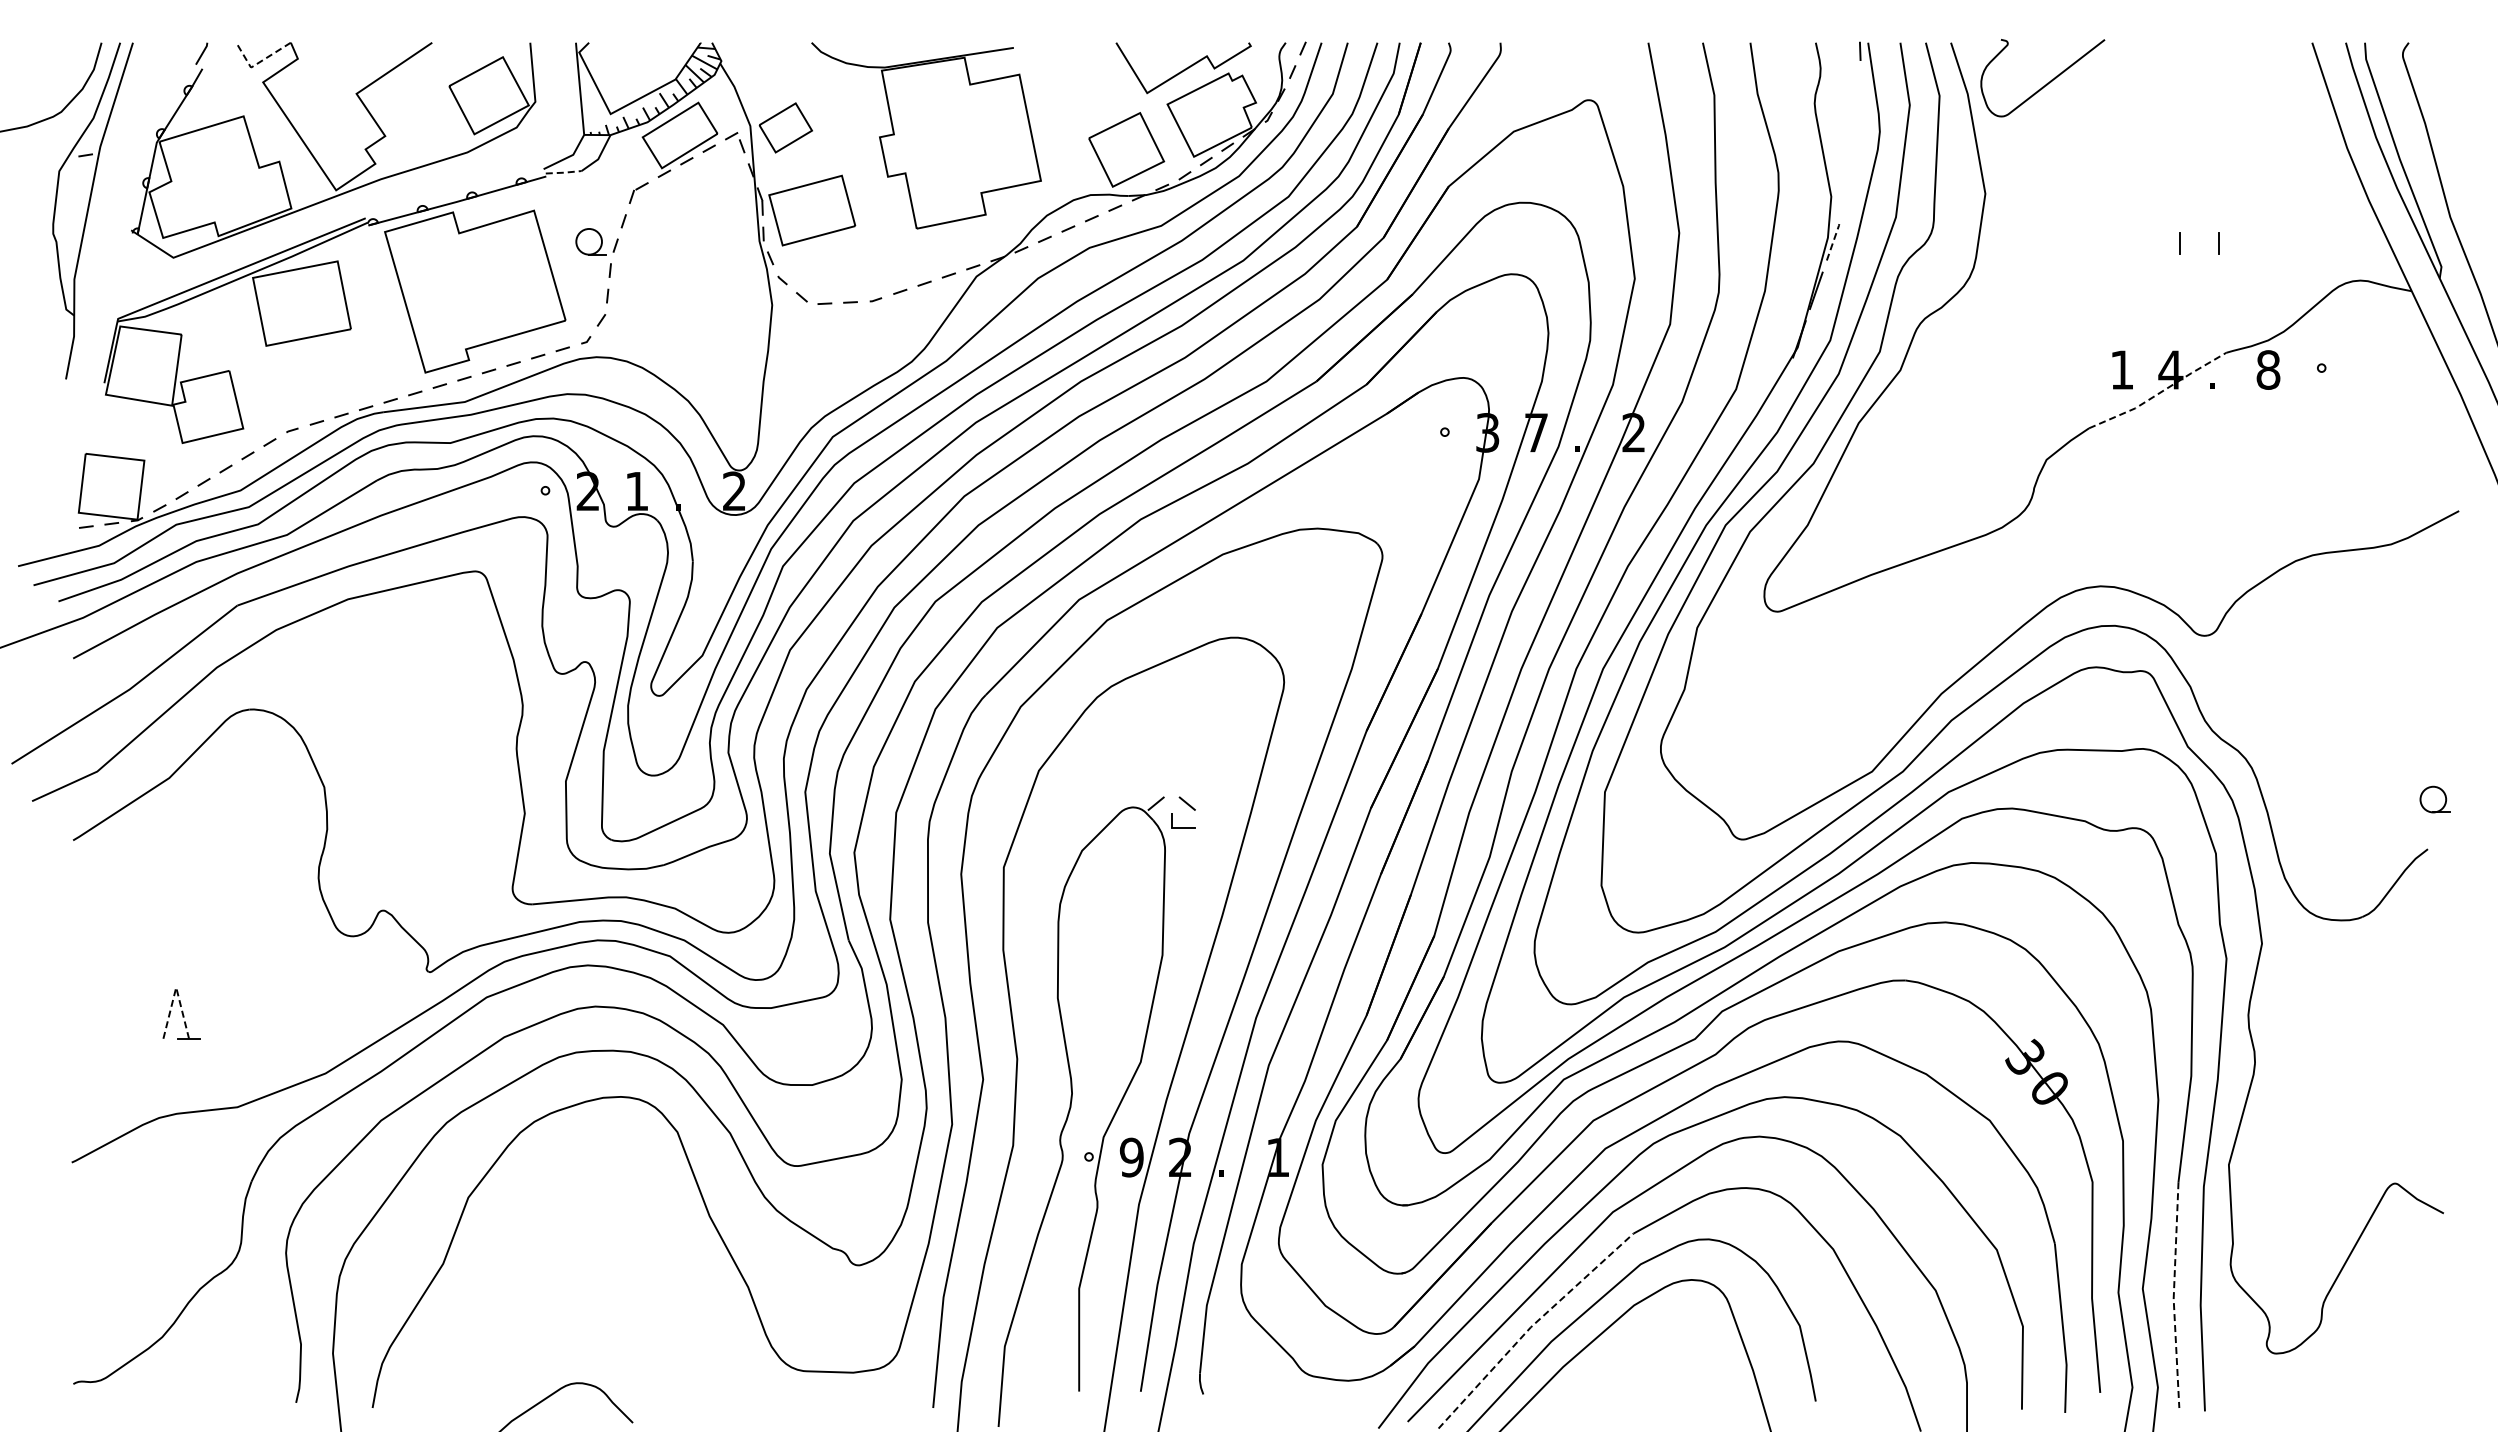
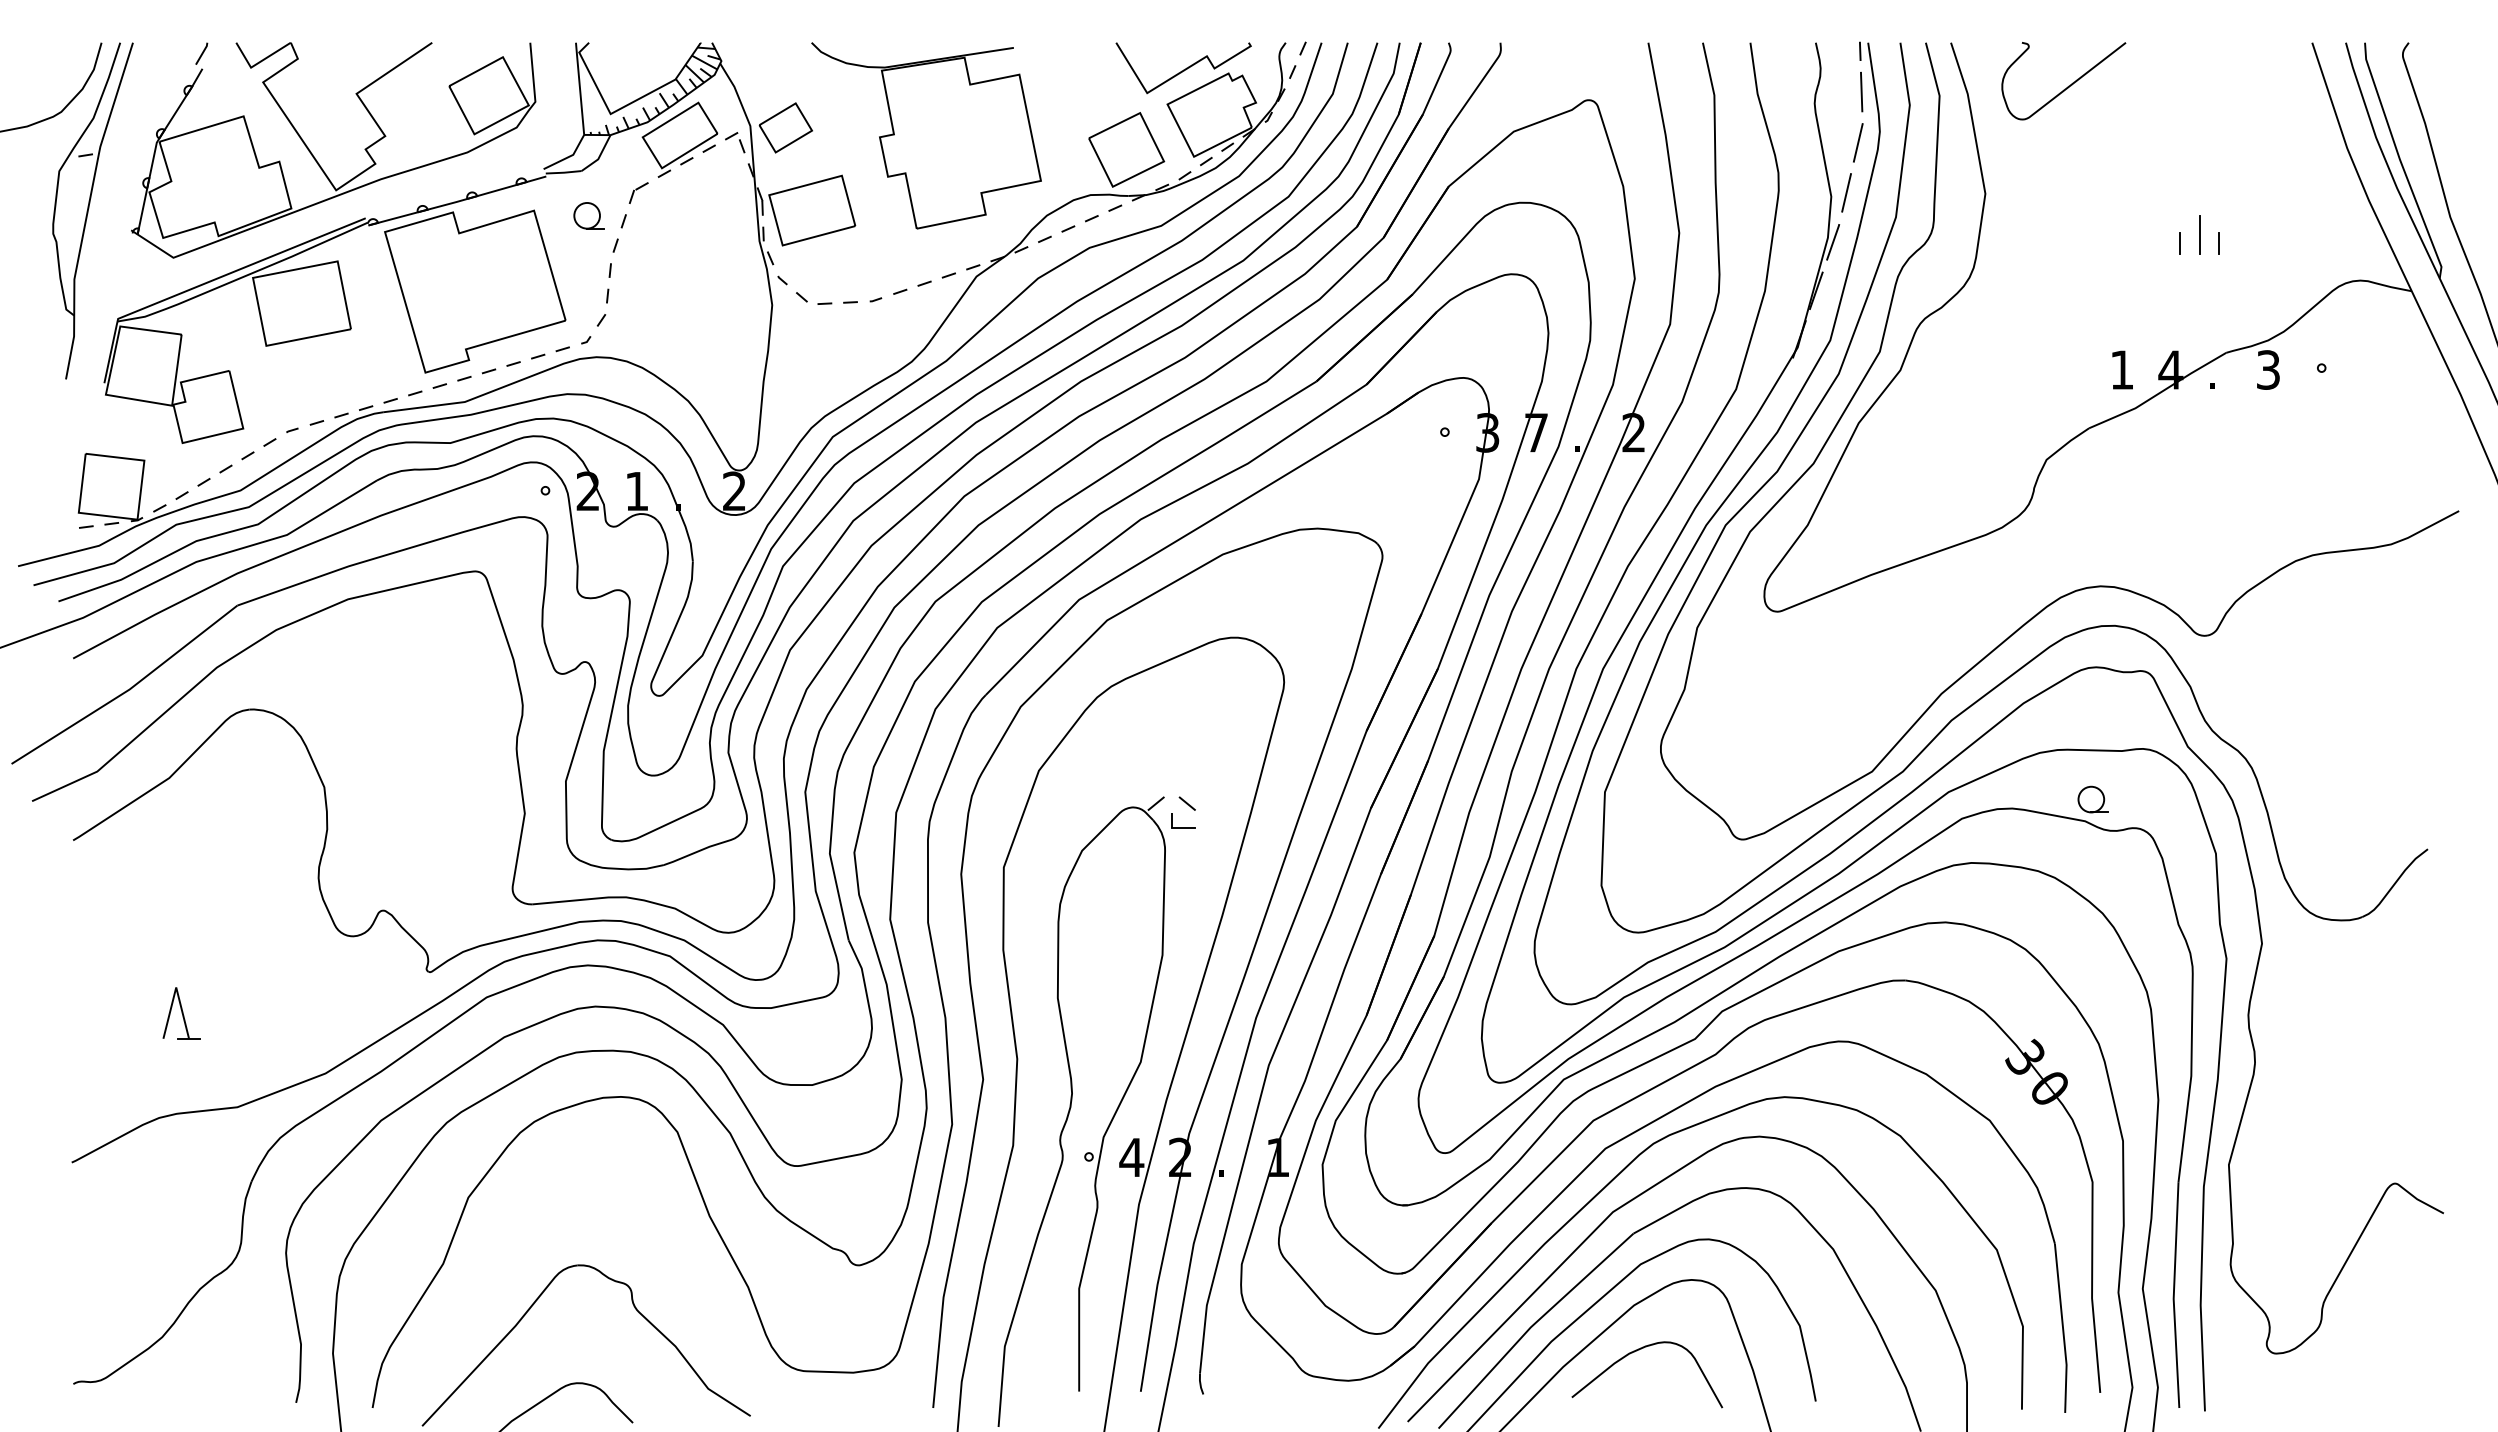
line: dashed -> solid (257, 63)
curve position: (2047, 82) -> (2068, 85) (2068, 85)
line: none -> present (1861, 91)
line: none -> present (1857, 142)
line: dashed -> solid (564, 172)
line: none -> present (1846, 192)
line: none -> present (2199, 234)
part position: (590, 241) -> (588, 215) (588, 215)
line: dashed -> solid (1833, 241)
text: 8 -> 3 (2268, 369)
line: dashed -> solid (2159, 393)
part position: (2434, 799) -> (2092, 799) (2092, 799)
line: dashed -> solid (176, 987)
text: 9 -> 4 (1131, 1157)
line: dashed -> solid (2173, 1296)
part: none -> present (634, 1308)
line: dashed -> solid (1531, 1326)
curve: none -> present (1639, 1350)
